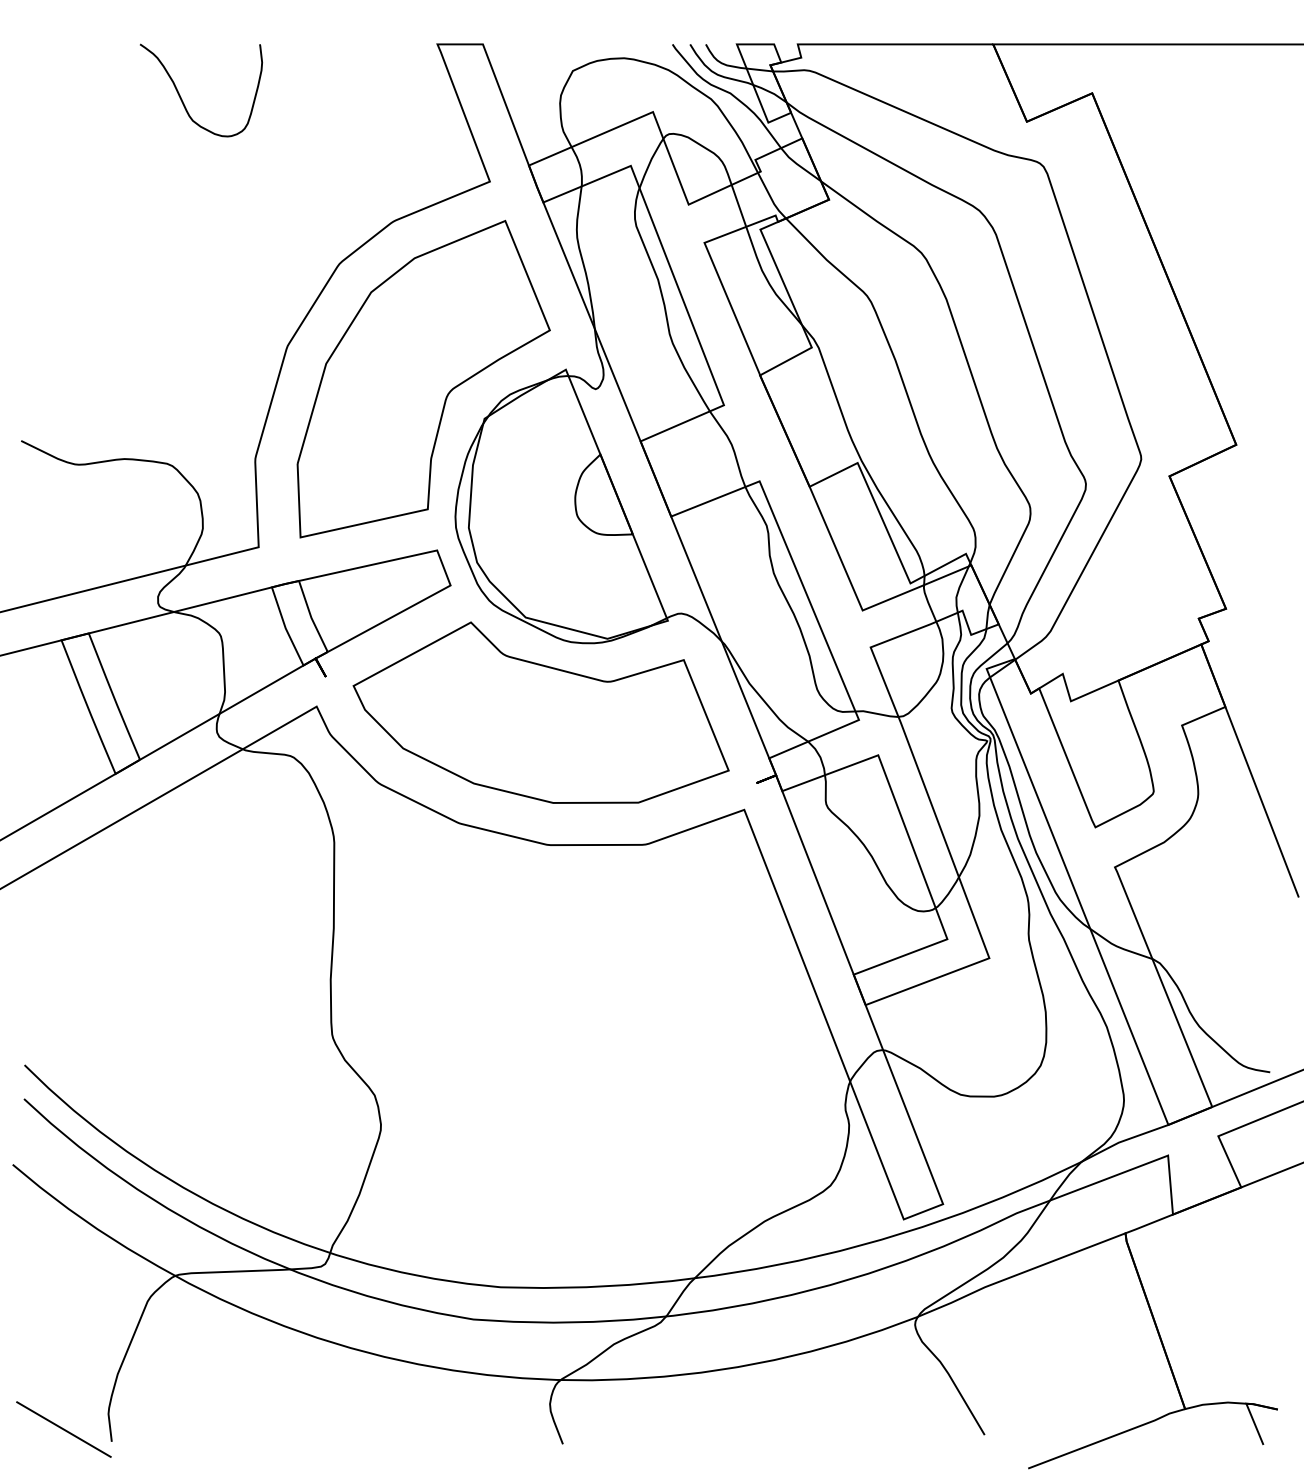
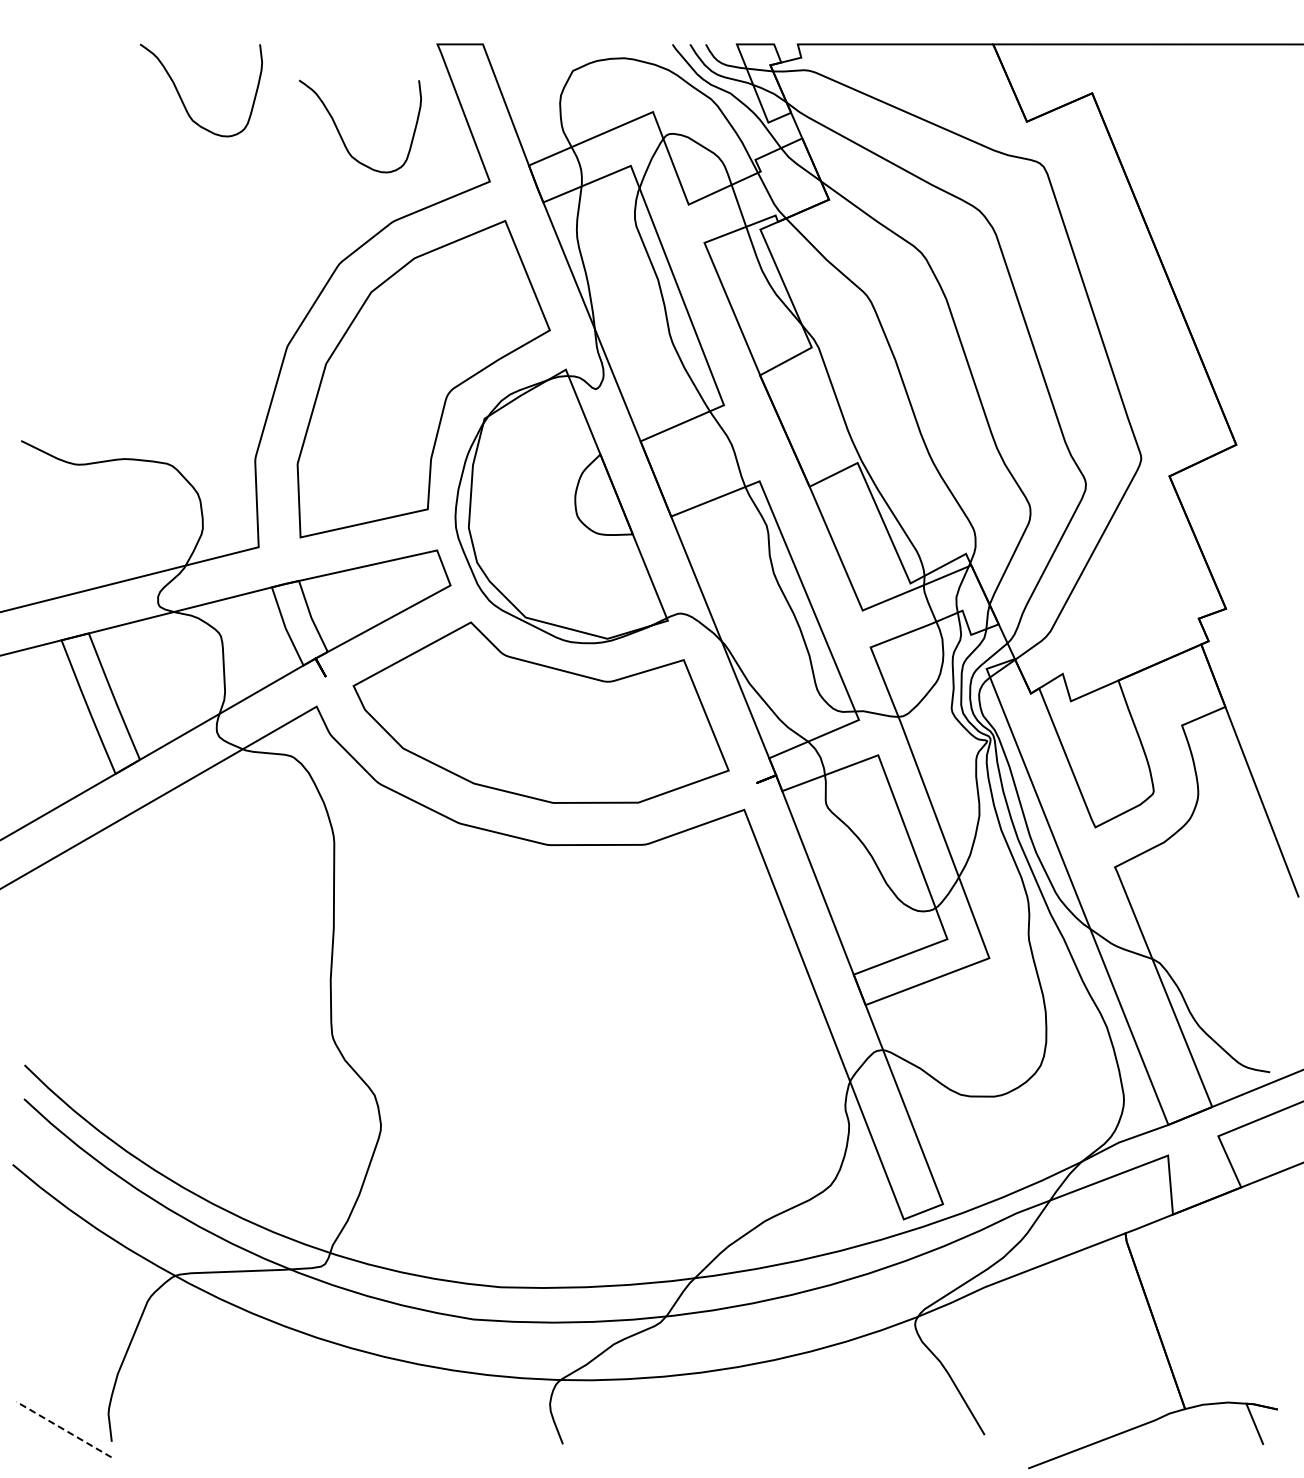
curve: none -> present (341, 135)
line: solid -> dashed (63, 1429)
